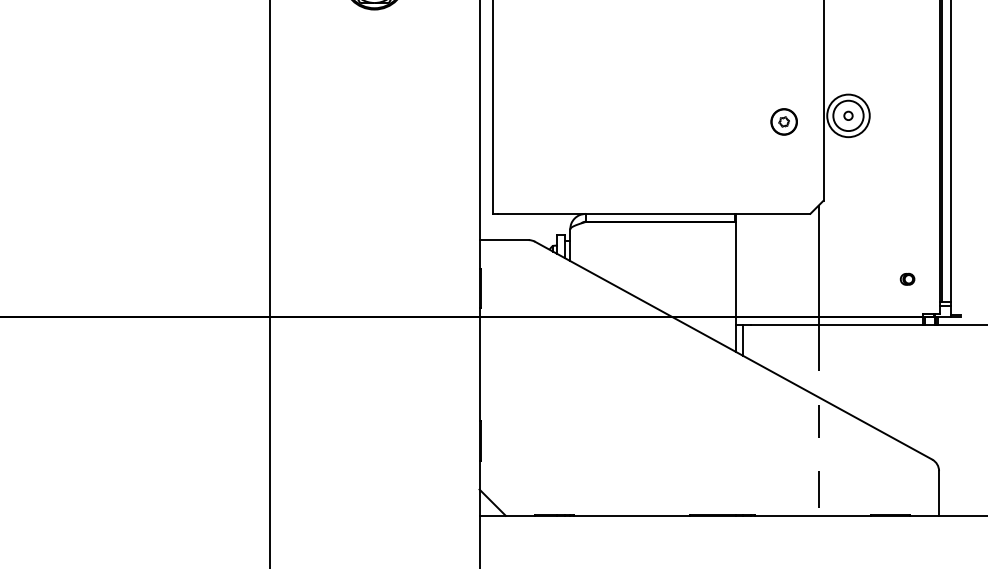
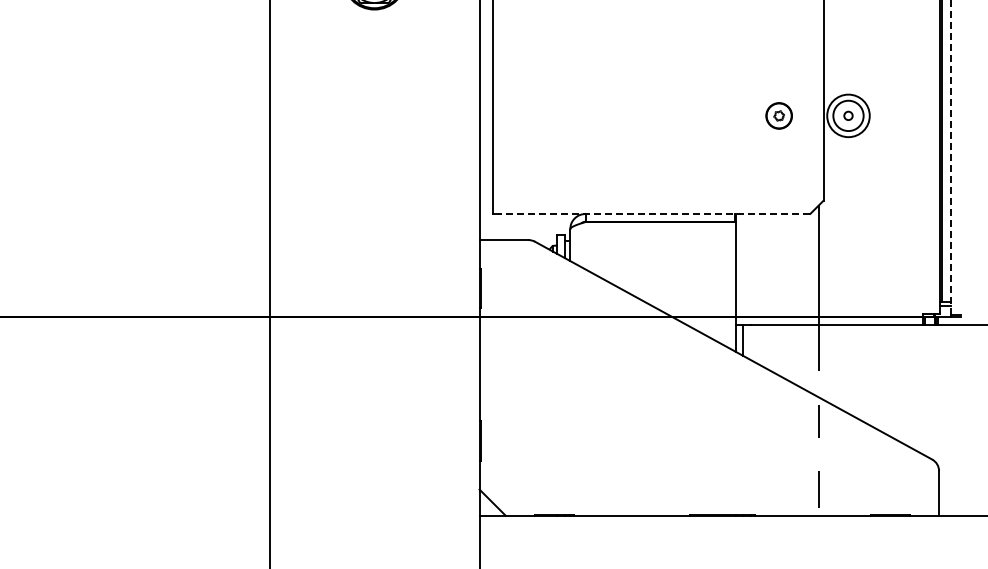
part position: (783, 121) -> (778, 115) (778, 115)
line: solid -> dashed (950, 157)
line: solid -> dashed (653, 213)
part: present -> none (907, 278)
